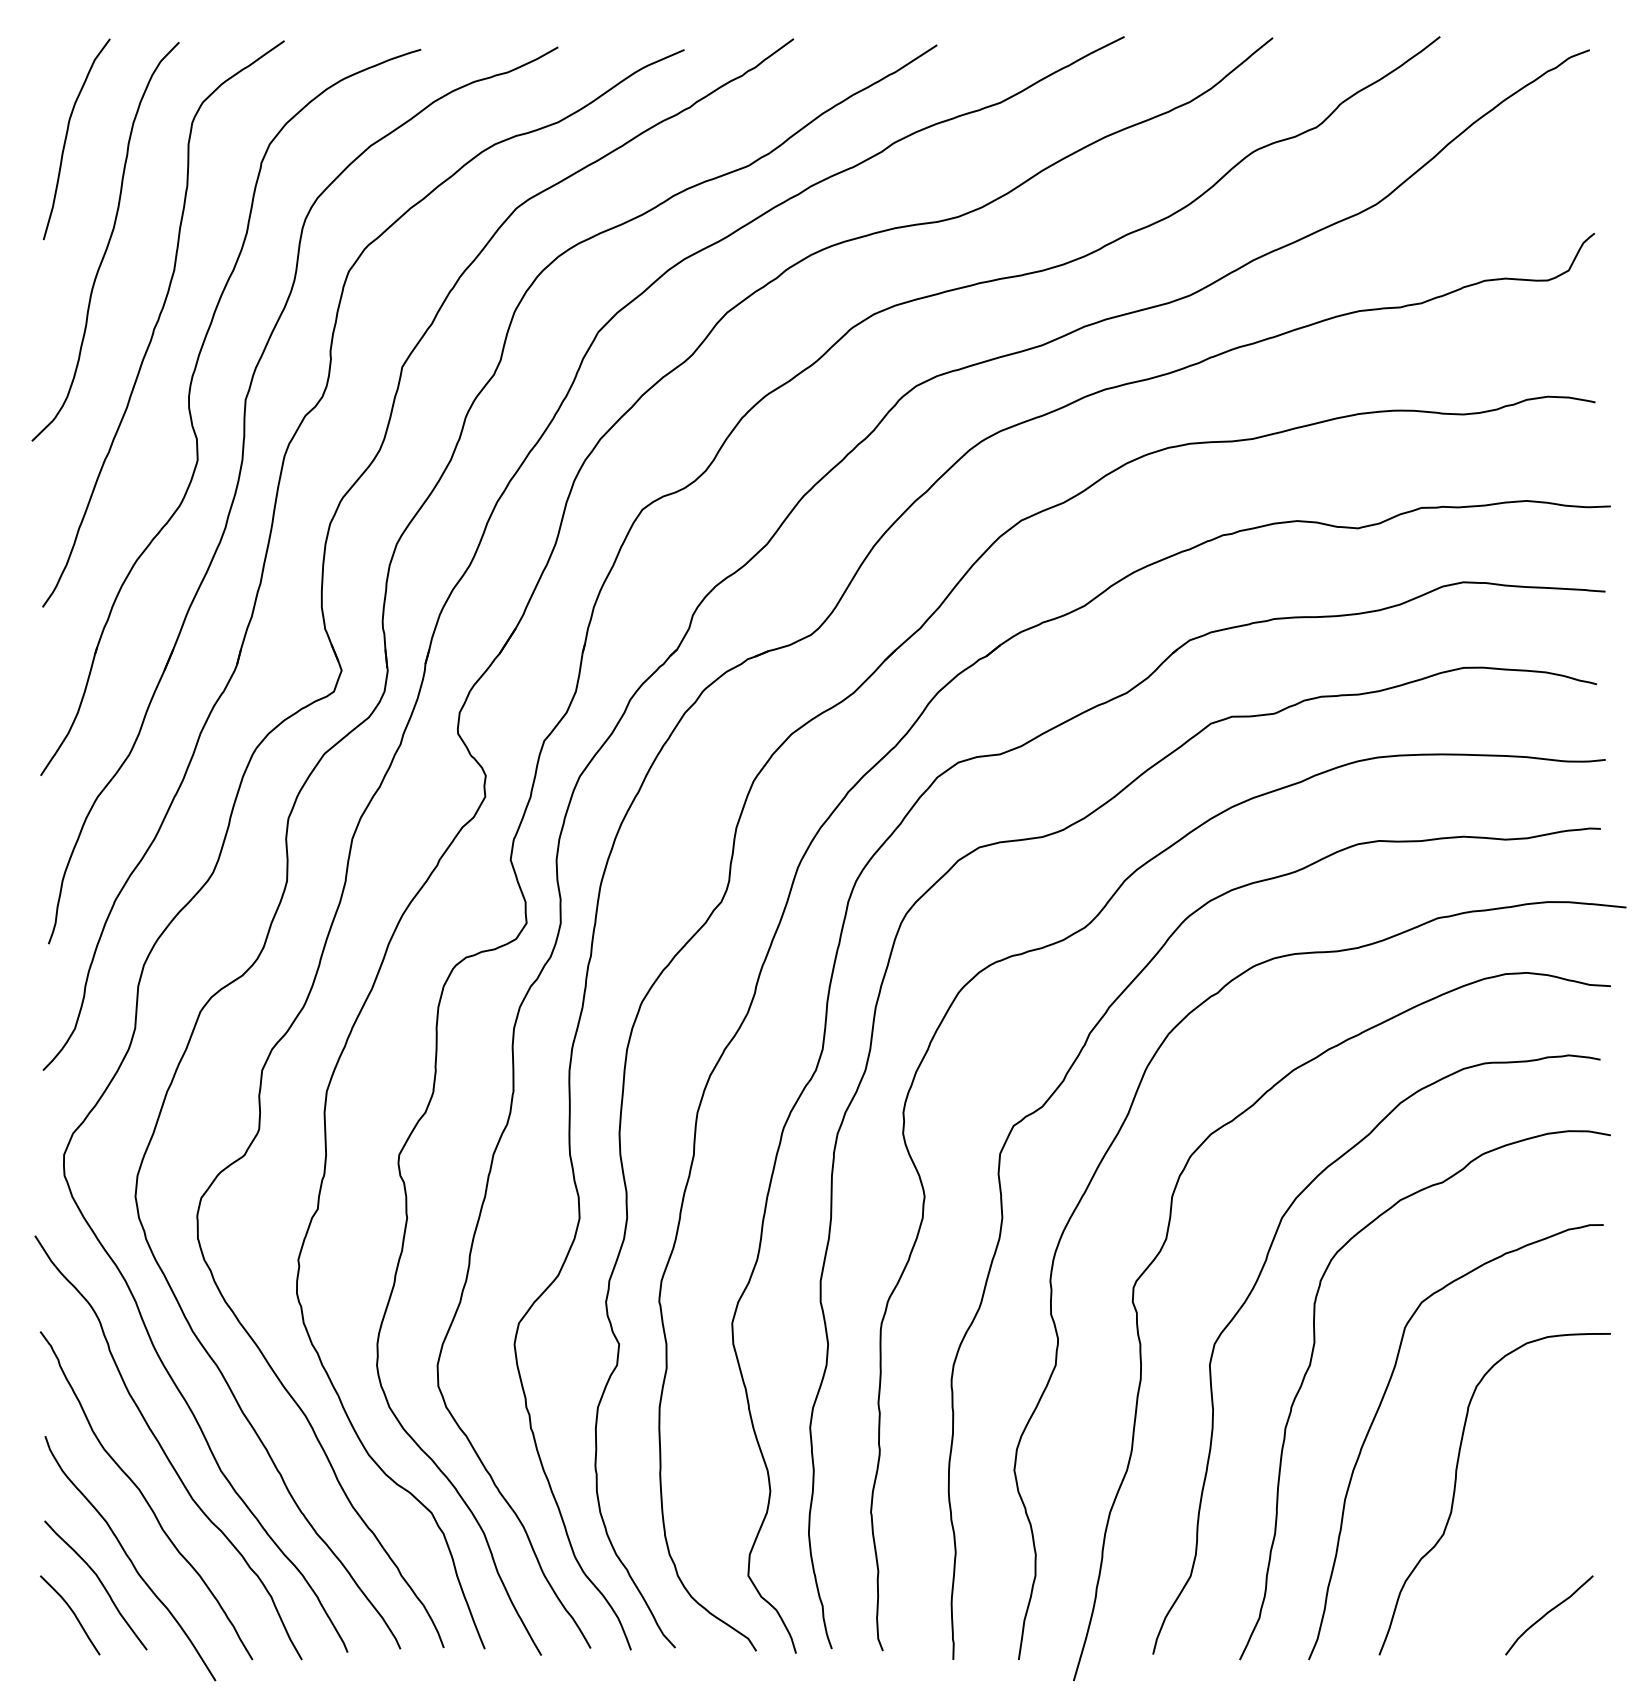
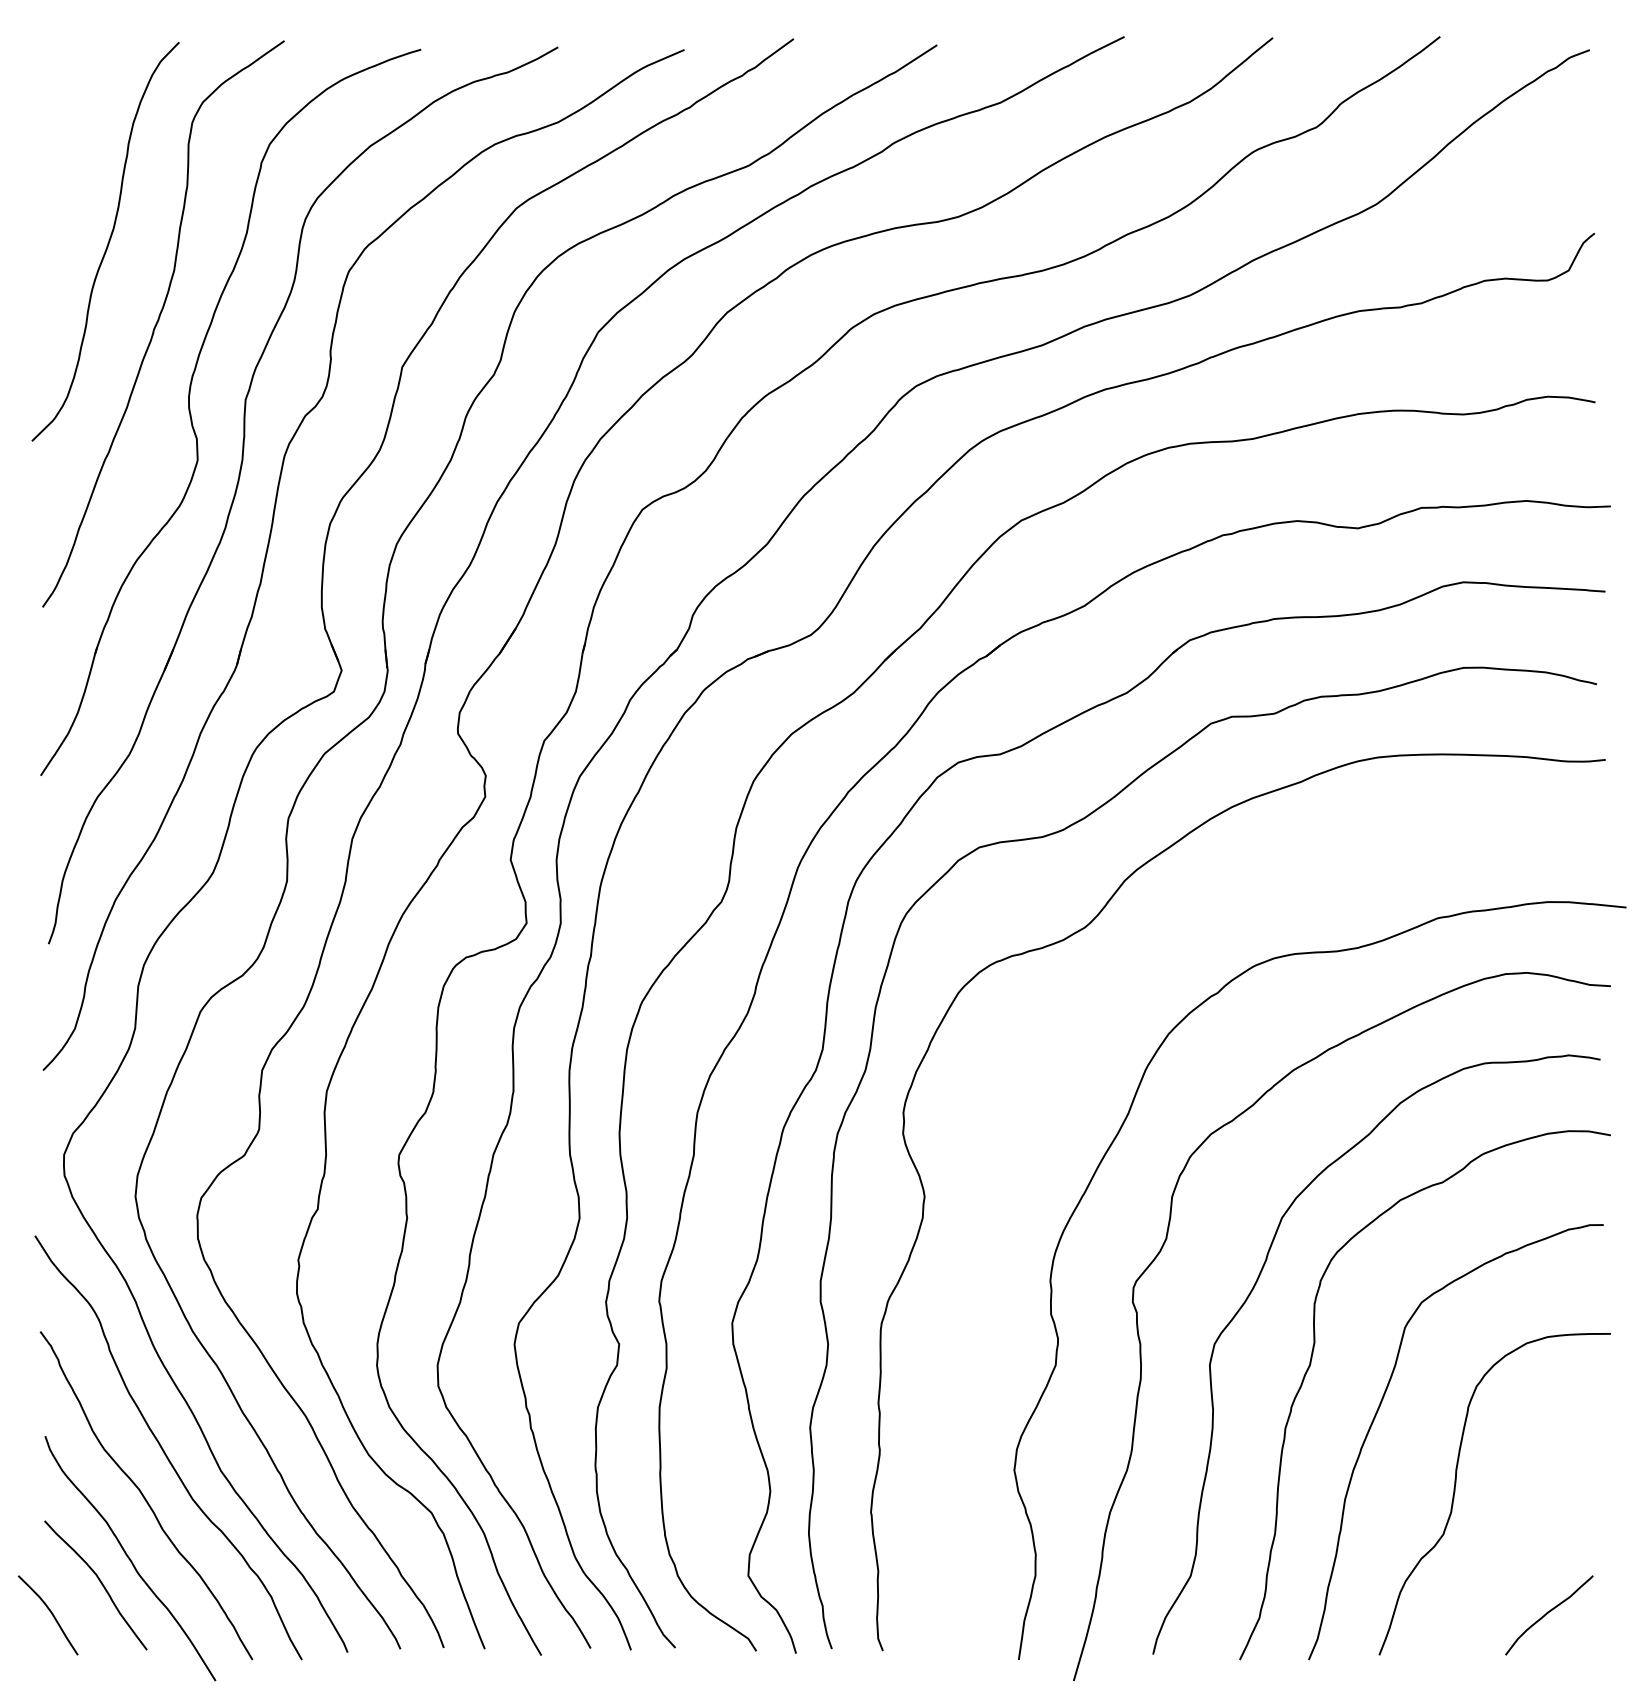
curve: present -> none (67, 136)
curve: present -> none (1064, 1081)
curve position: (73, 1614) -> (51, 1614) (51, 1614)
